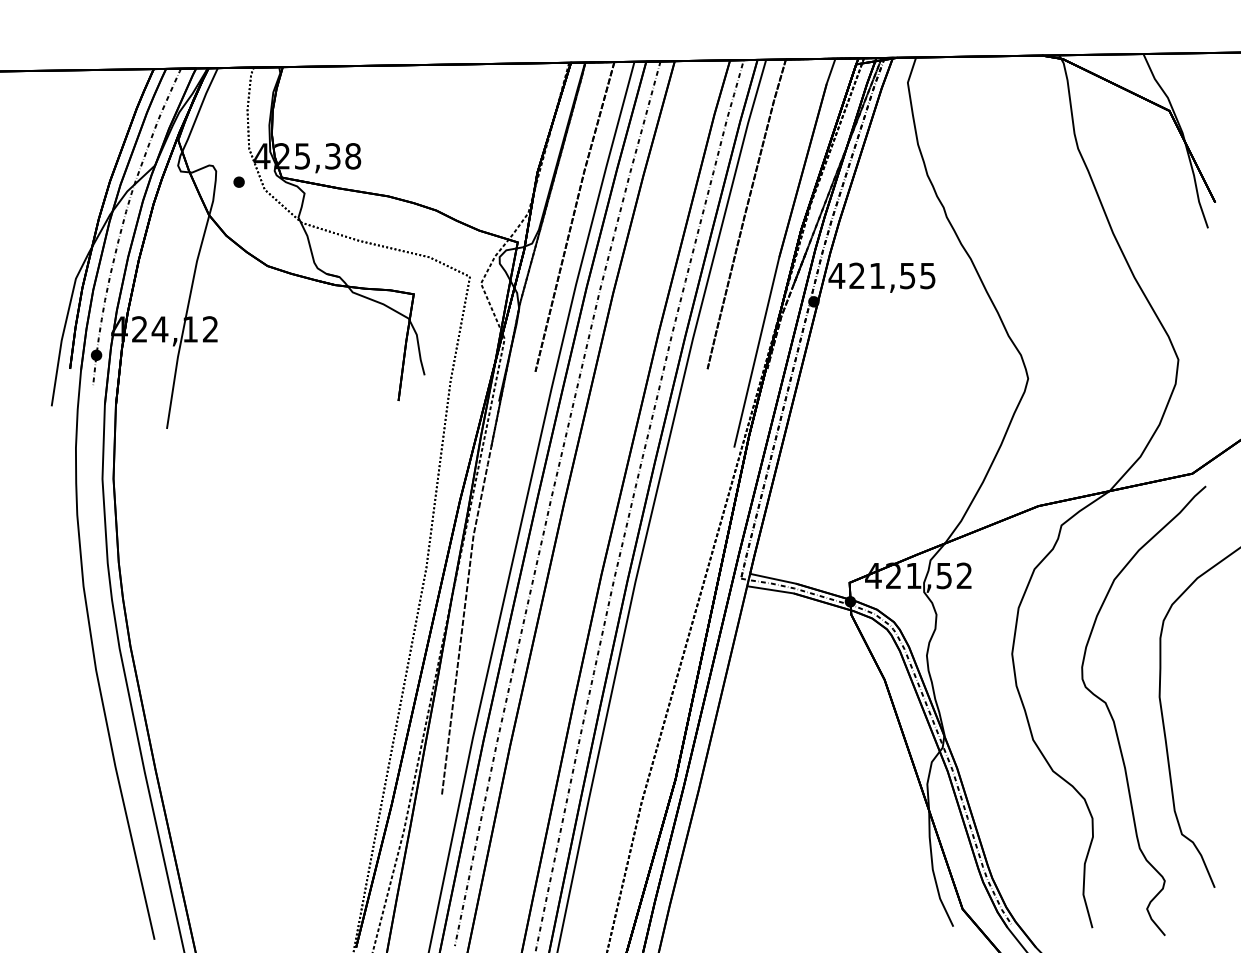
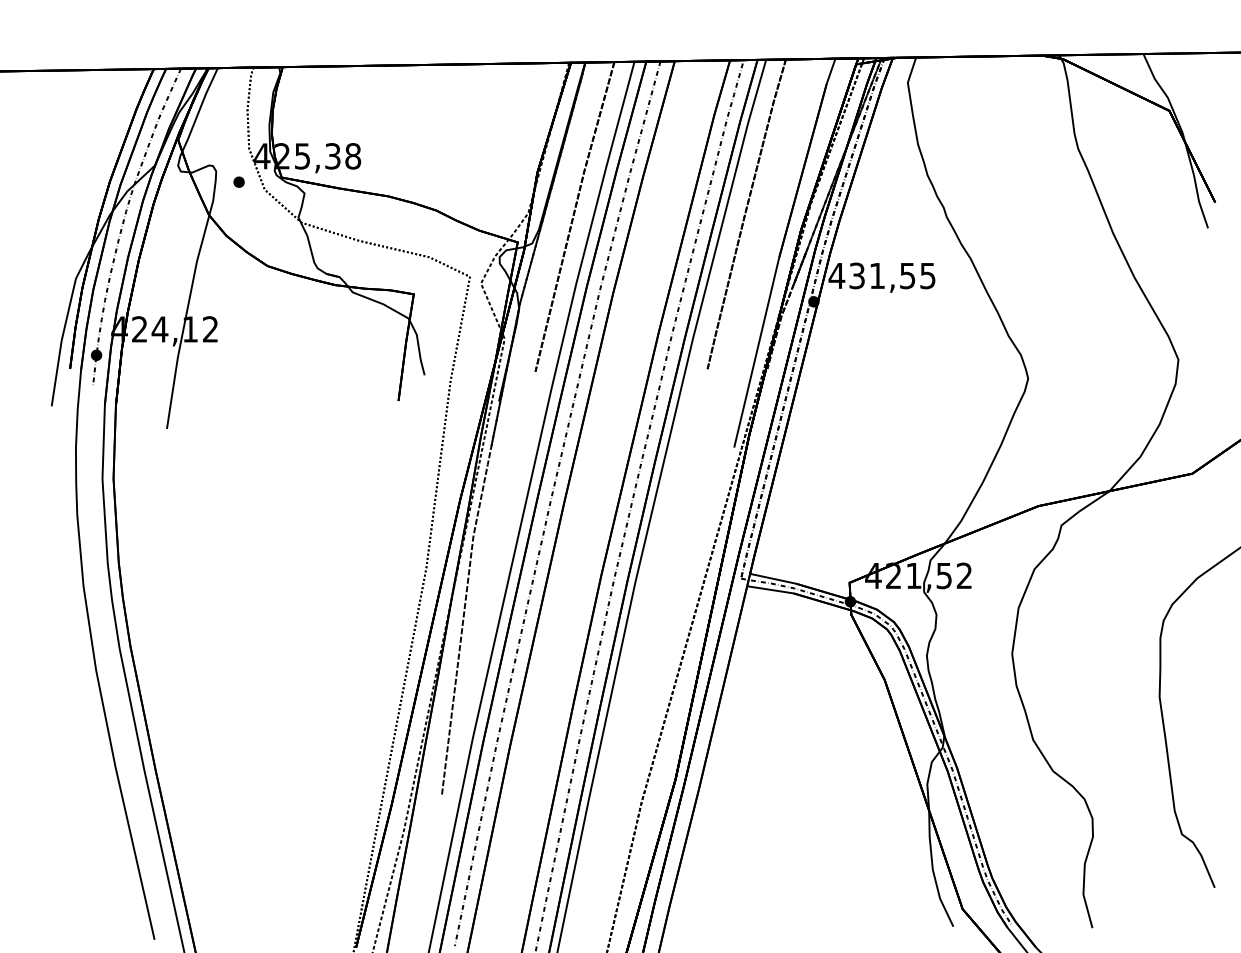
text: 421,55 -> 431,55 (856, 275)
curve: present -> none (1114, 720)
